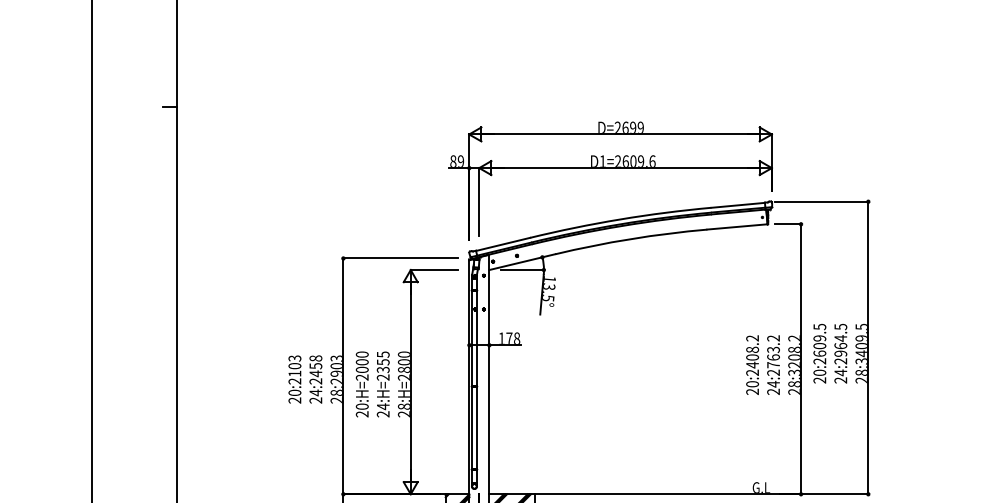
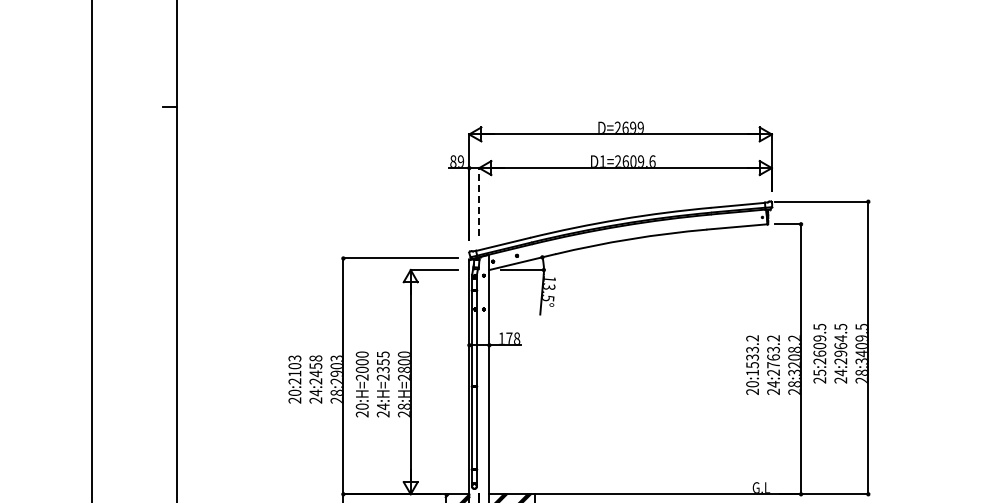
line: solid -> dashed (479, 201)
text: 20:2408.2 -> 20:1533.2 (752, 360)
text: 20:2609.5 -> 25:2609.5 (819, 372)
